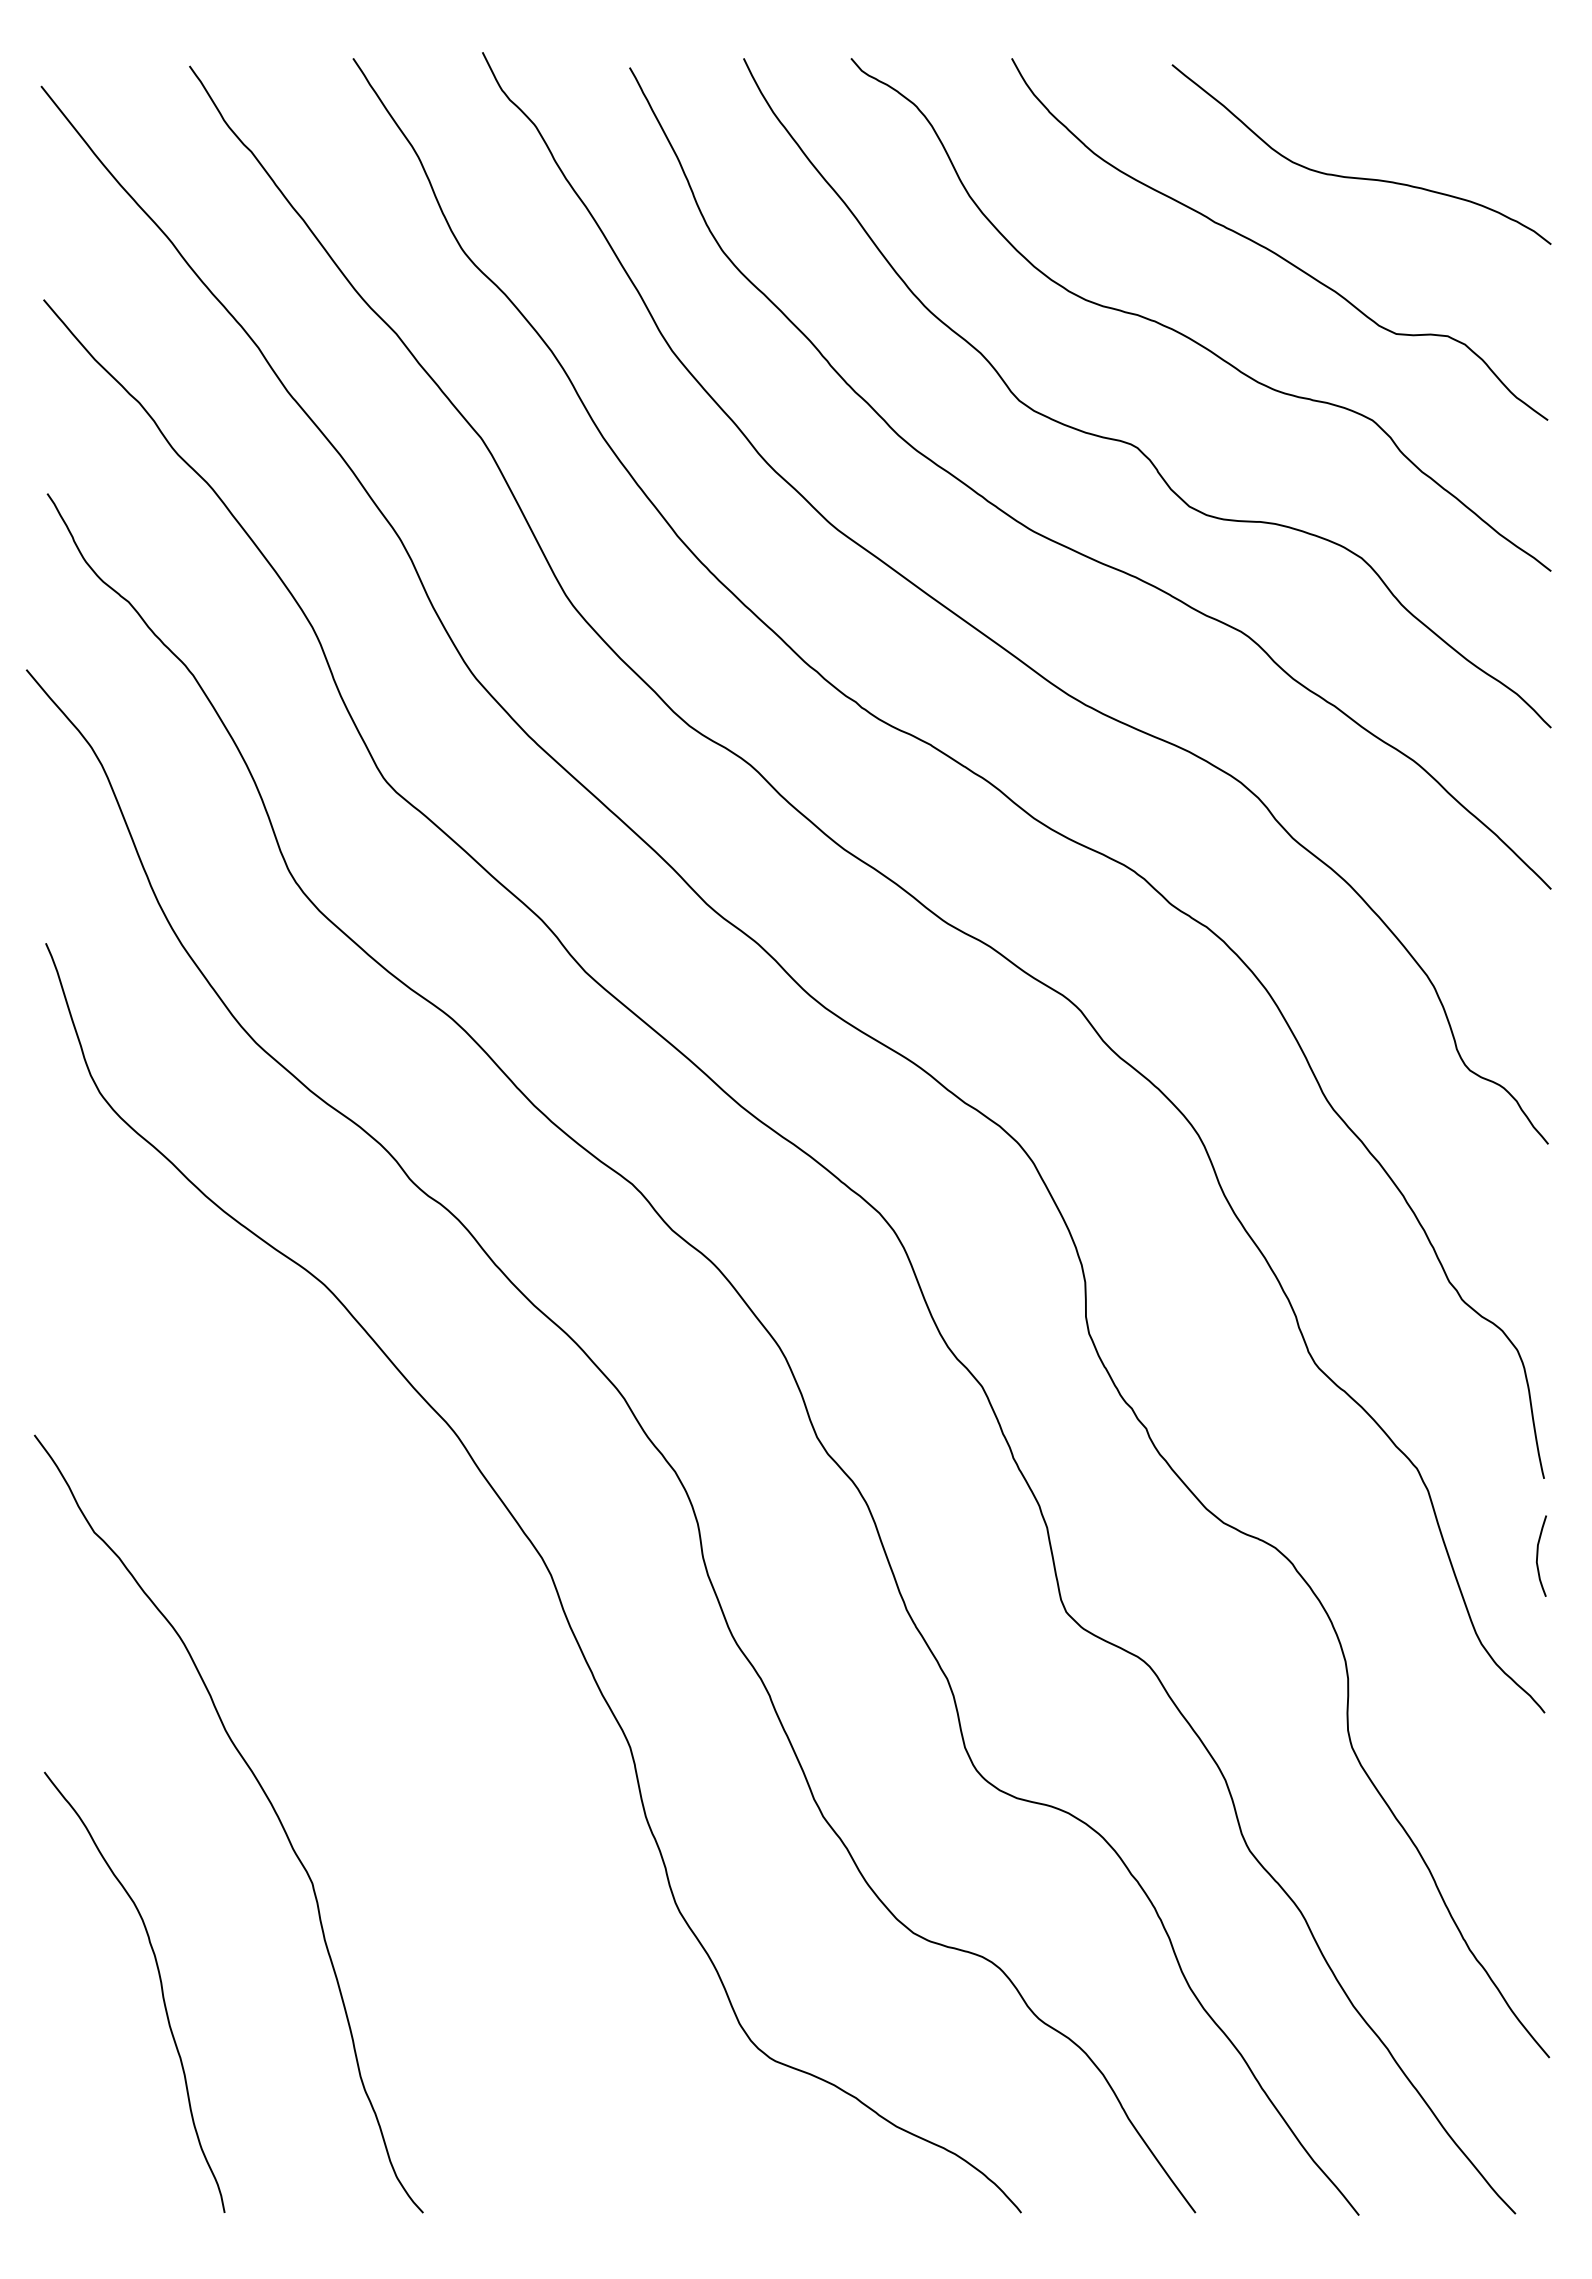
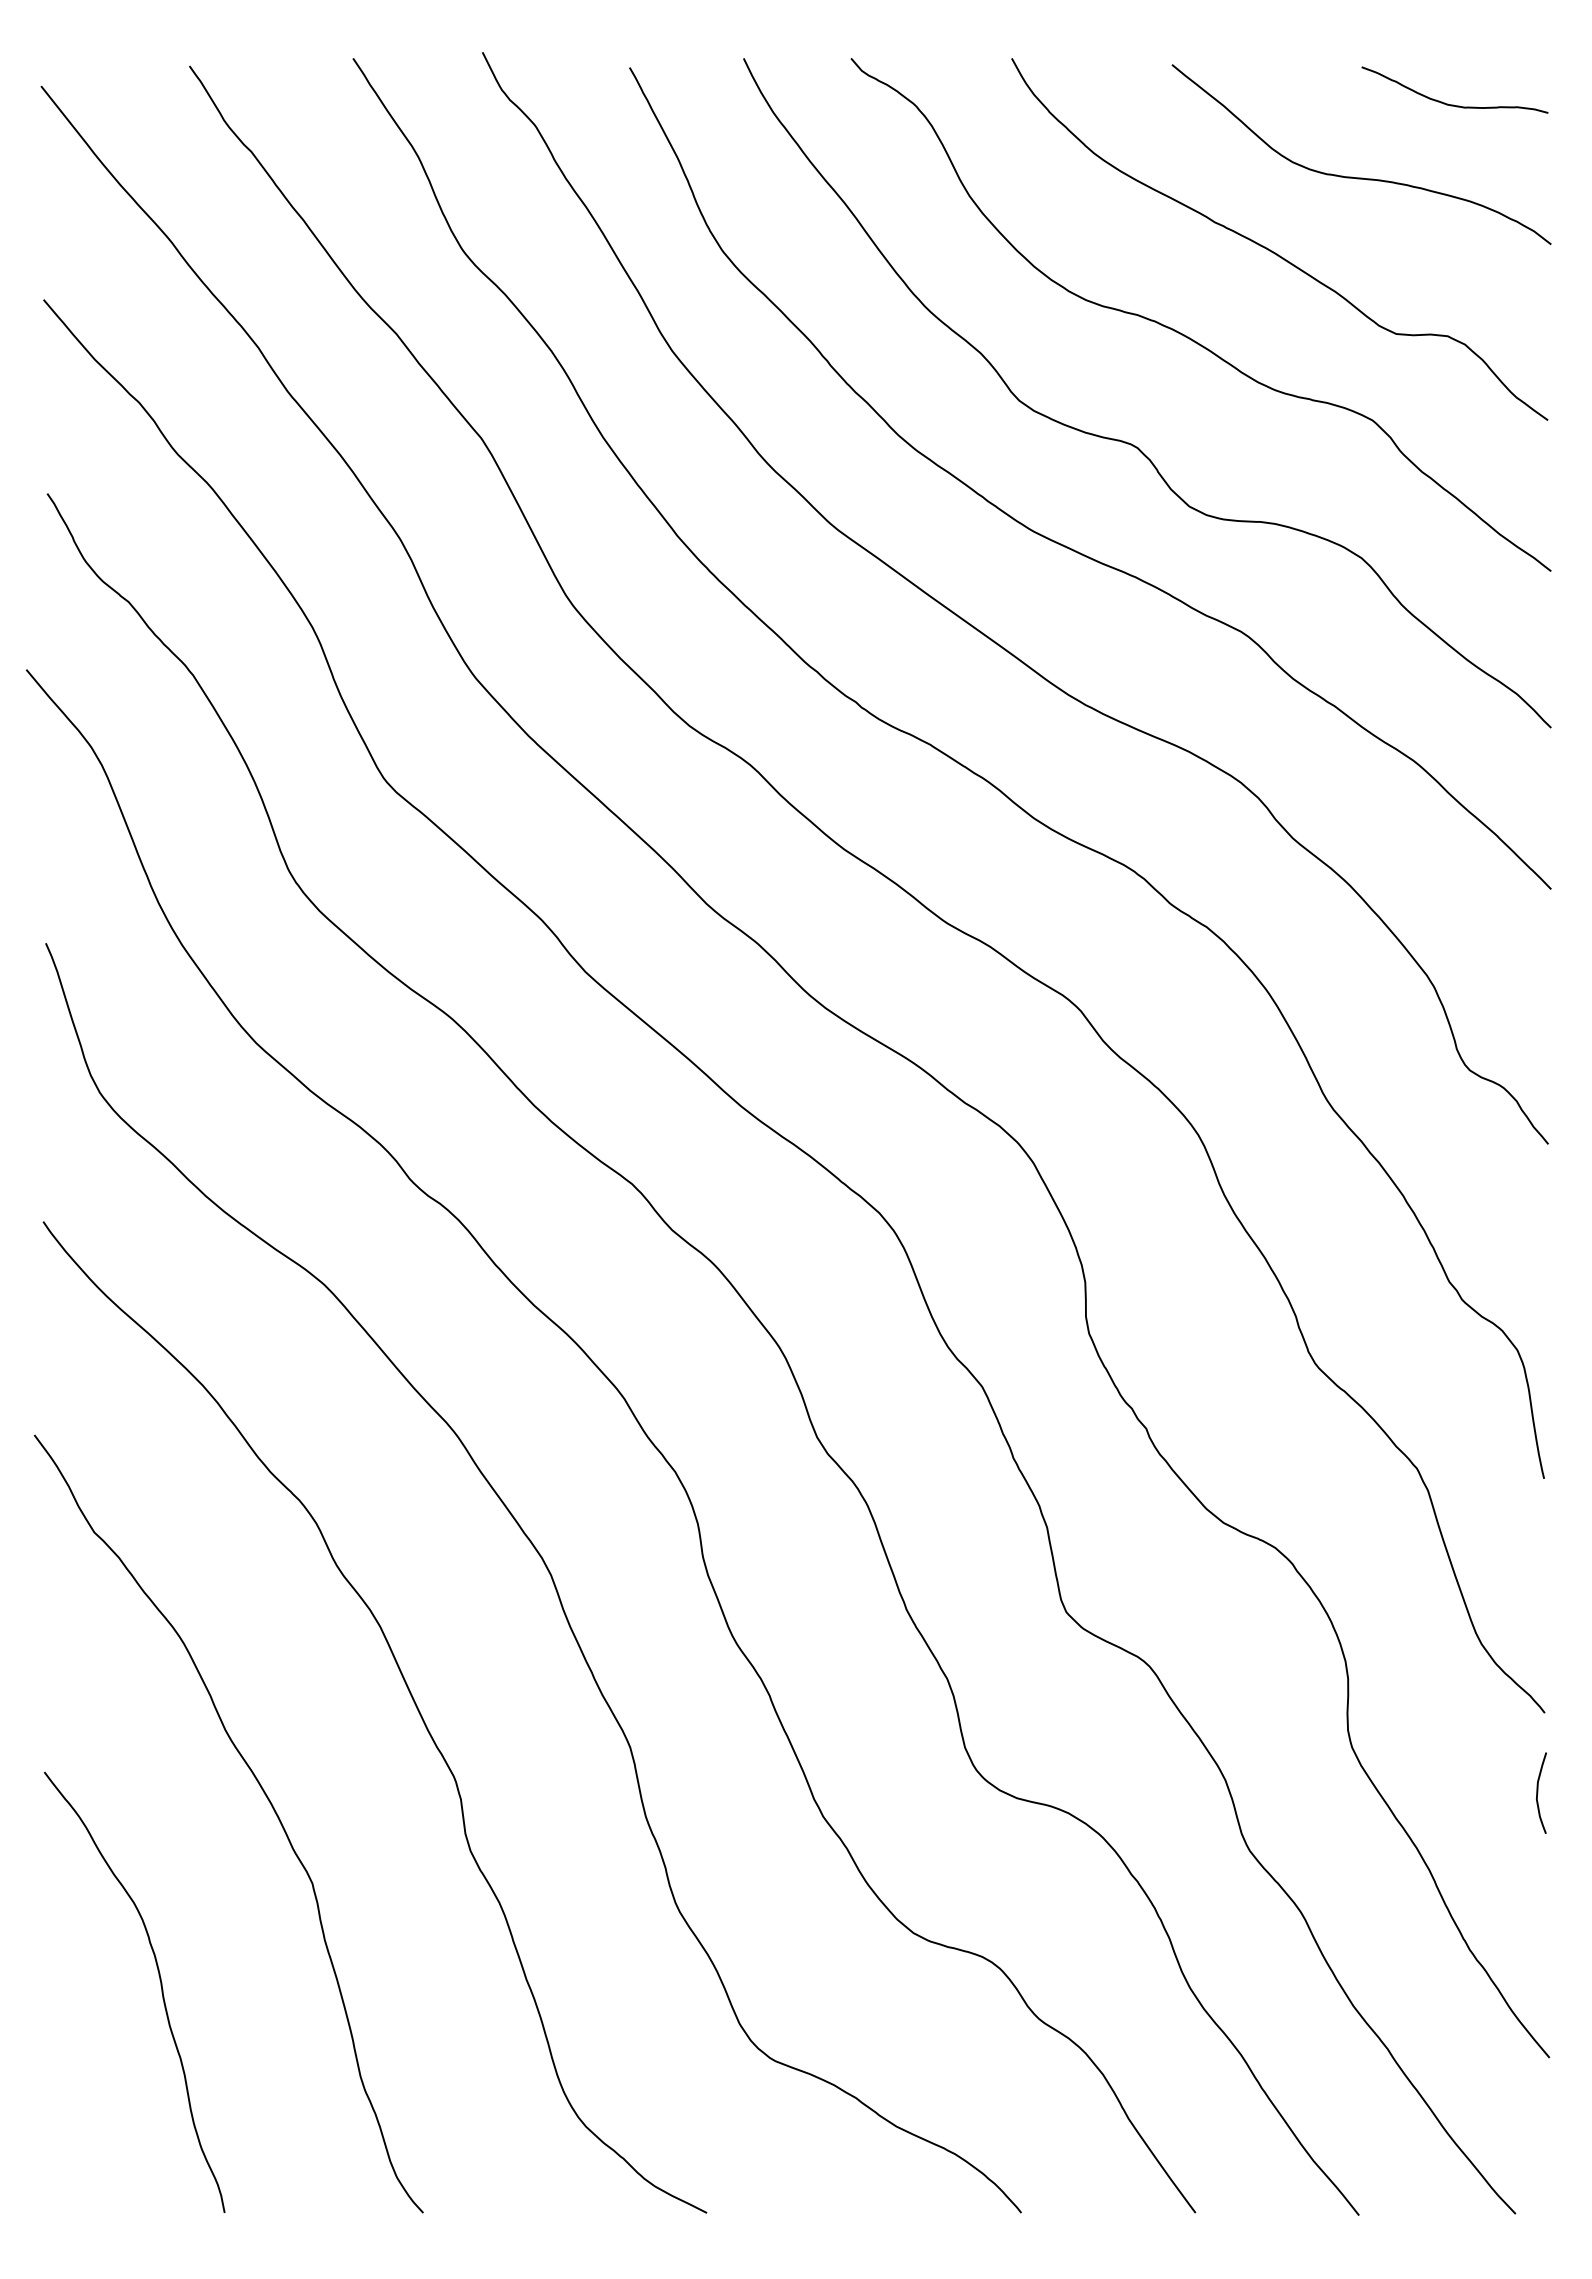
curve: none -> present (1453, 104)
curve position: (1538, 1555) -> (1538, 1792) (1538, 1792)
curve: none -> present (412, 1700)
